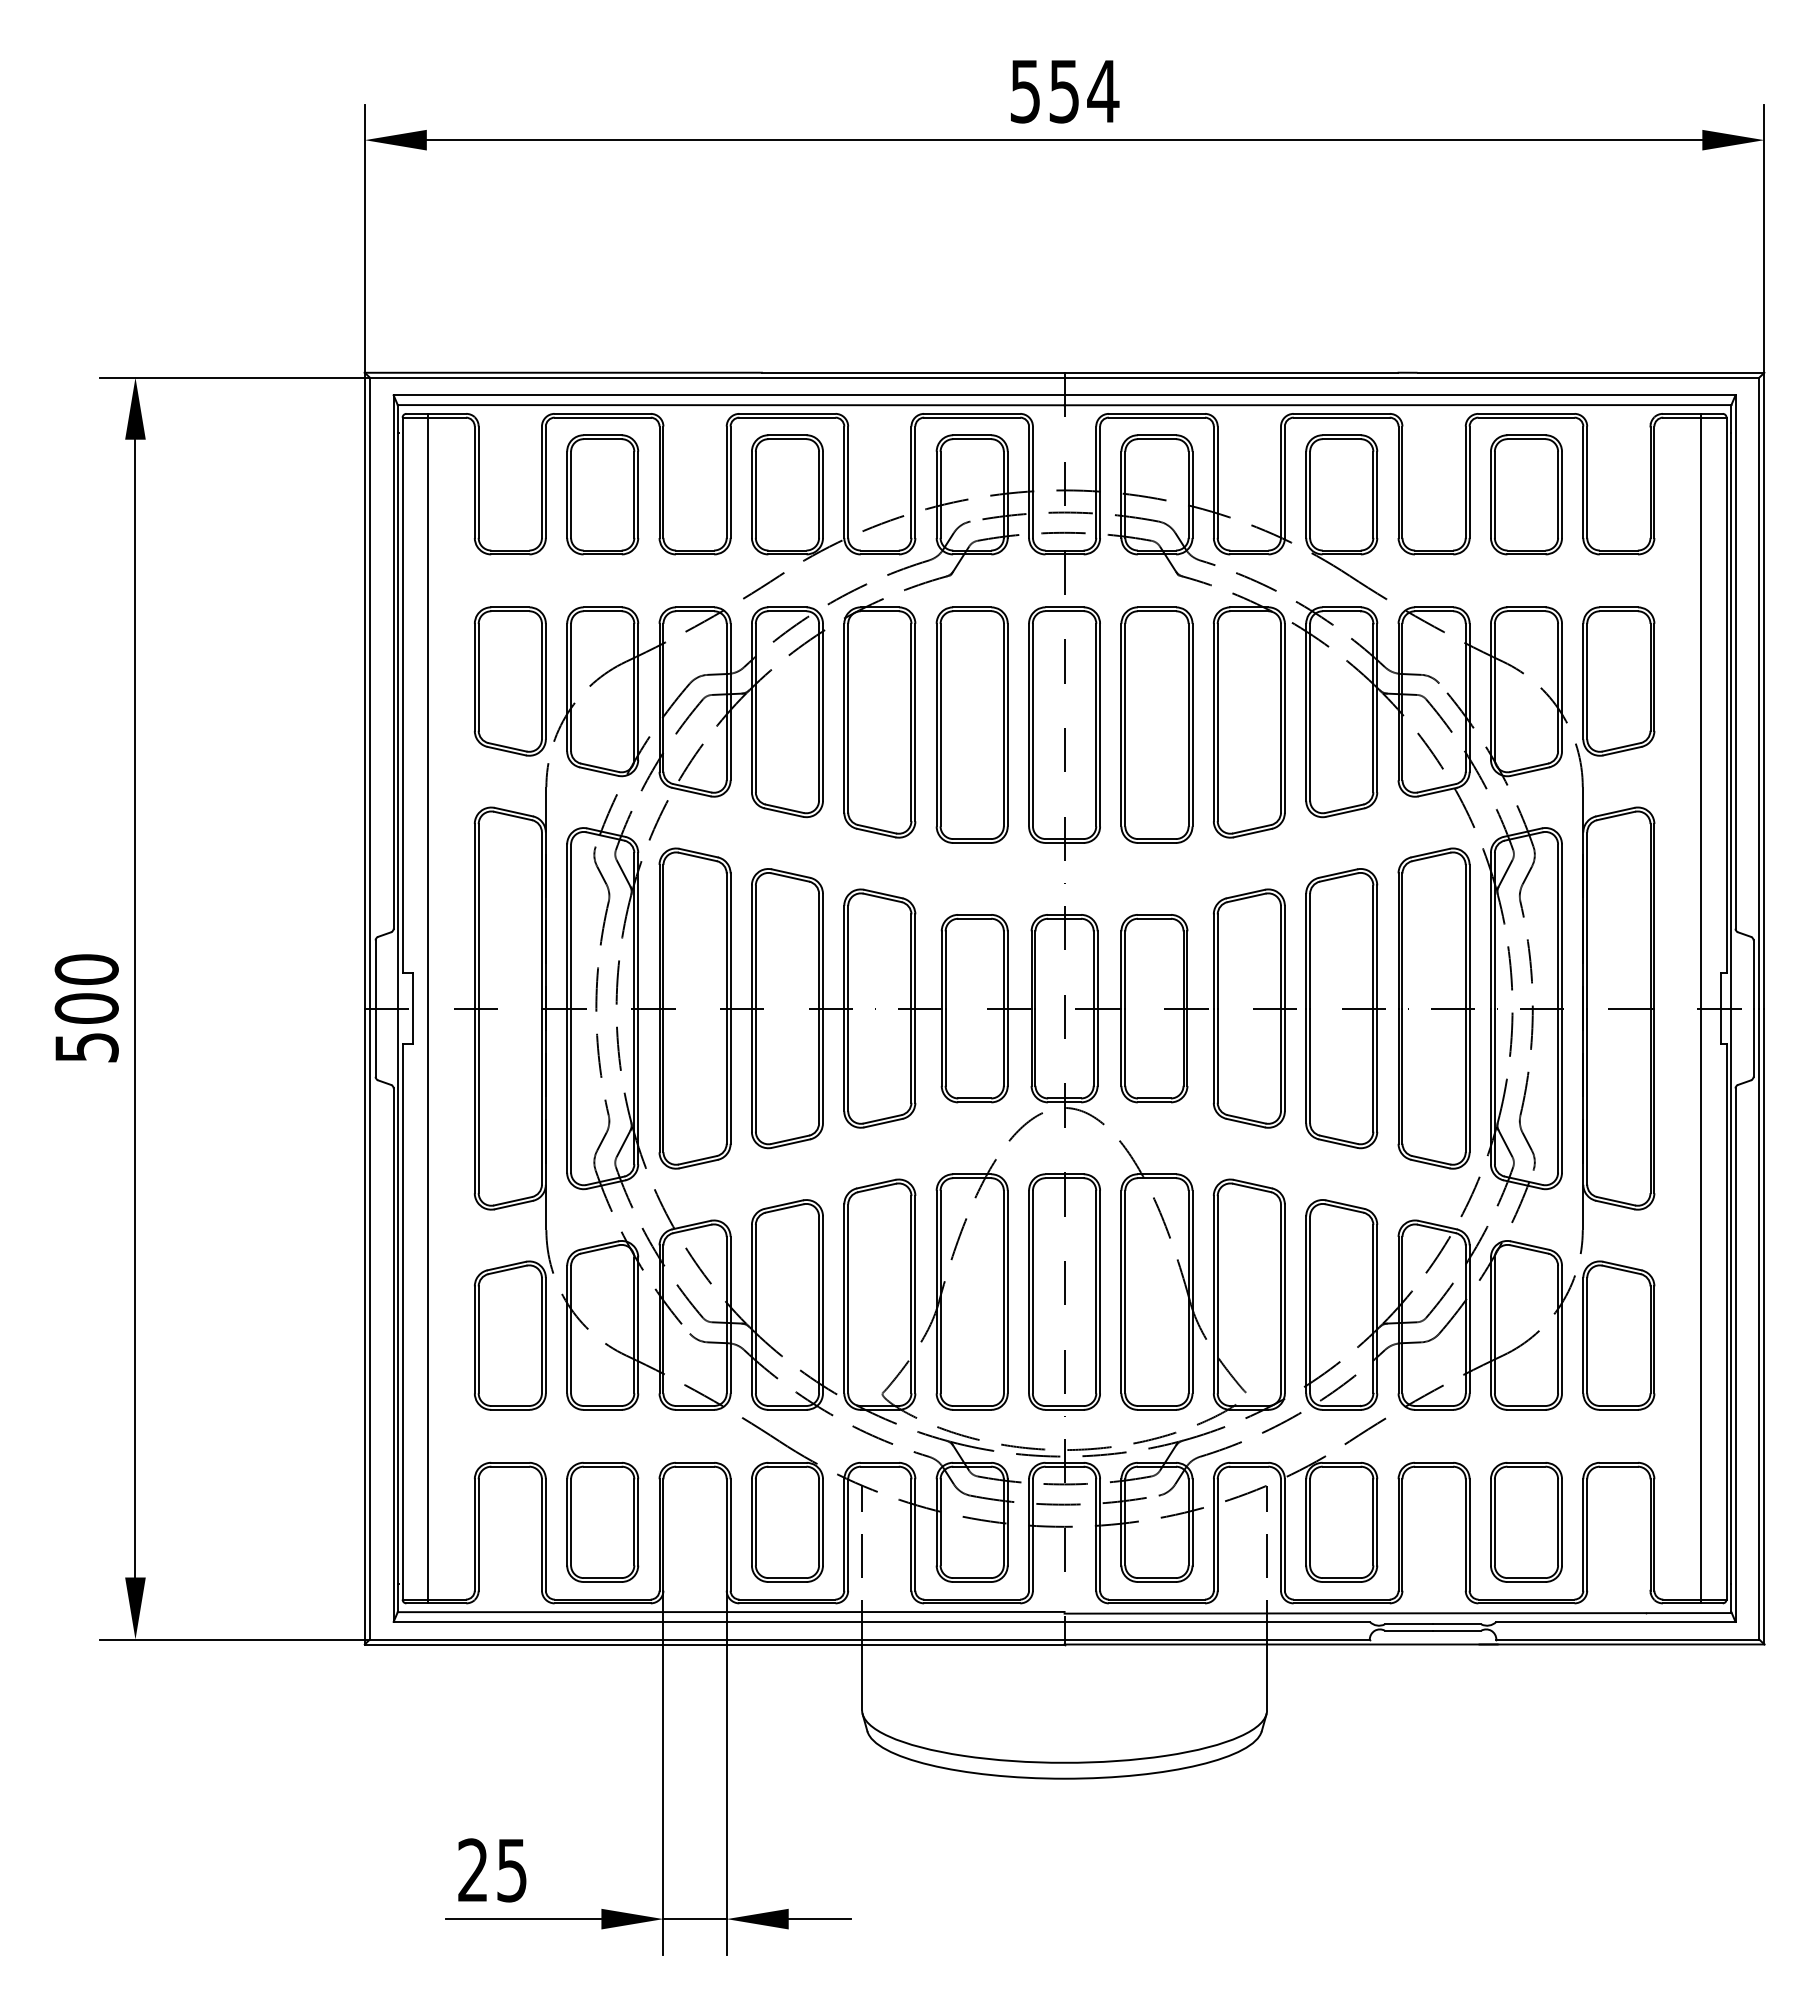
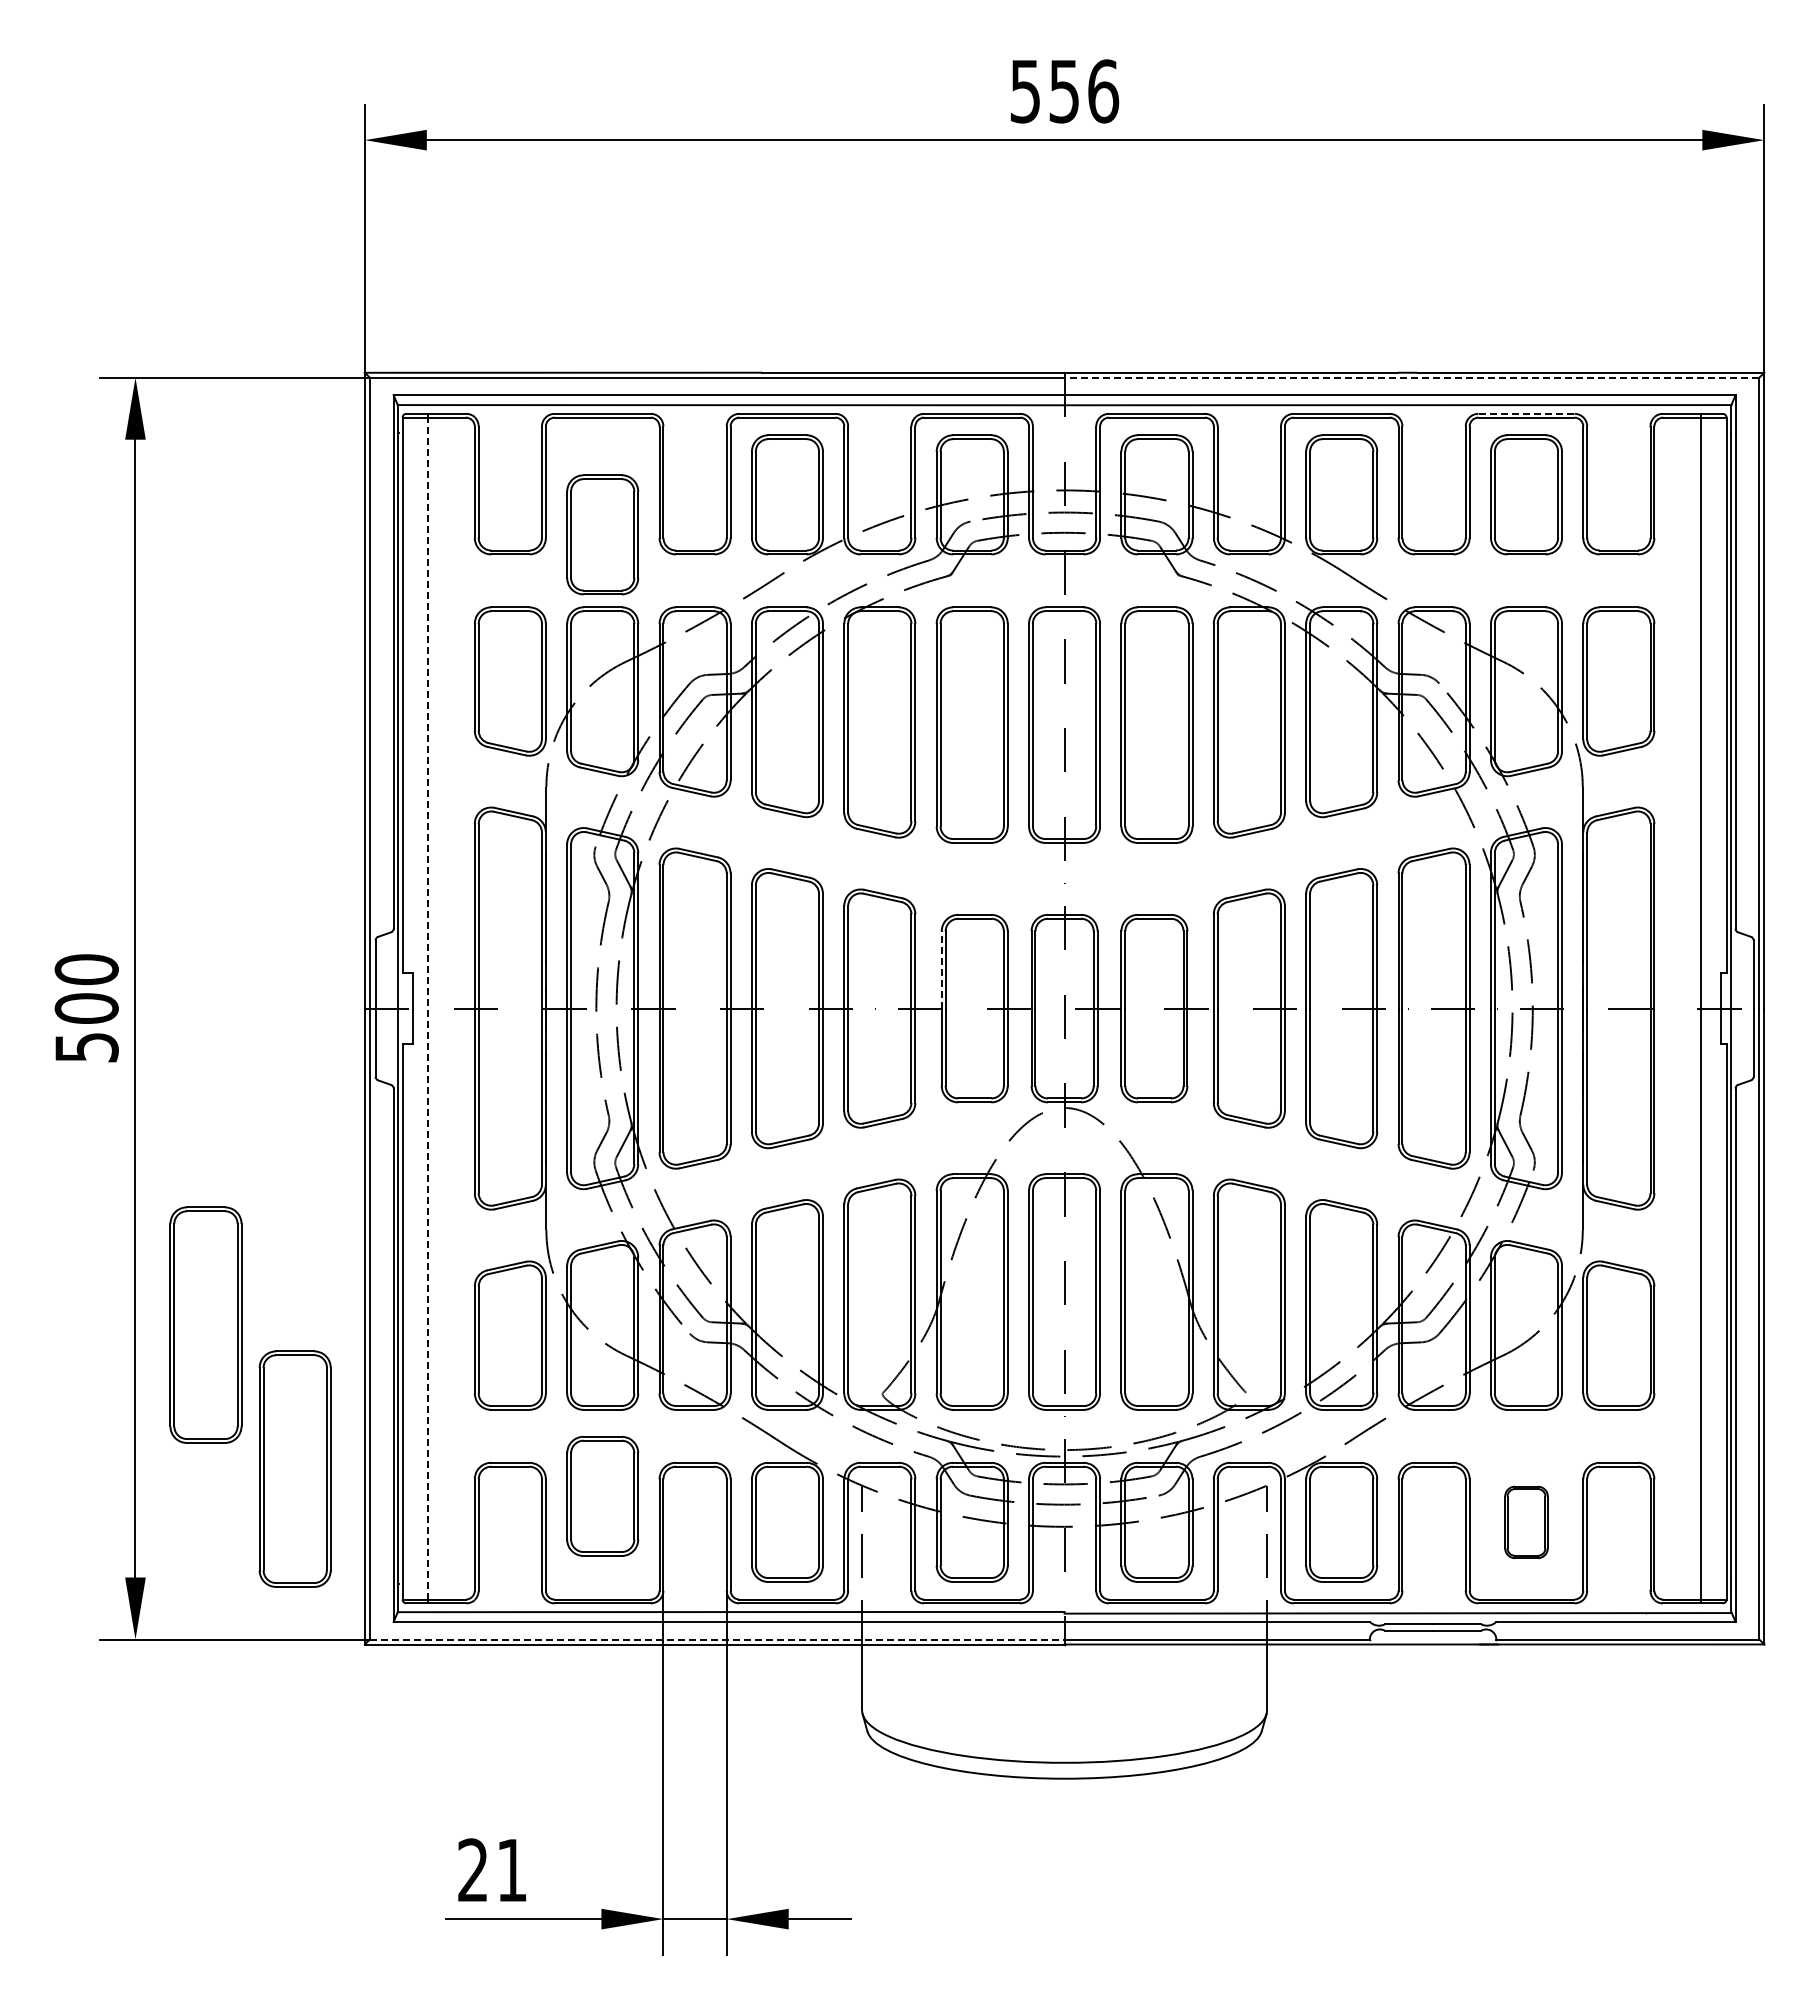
text: 554 -> 556 (1103, 91)
line: solid -> dashed (1411, 377)
line: solid -> dashed (1526, 413)
part position: (602, 494) -> (602, 534) (602, 534)
line: solid -> dashed (941, 969)
line: solid -> dashed (427, 1008)
part: none -> present (205, 1324)
part: none -> present (294, 1468)
part position: (602, 1522) -> (602, 1496) (602, 1496)
part size: 73x121 px -> 45x75 px (1526, 1522)
line: solid -> dashed (717, 1639)
text: 25 -> 21 (511, 1870)
